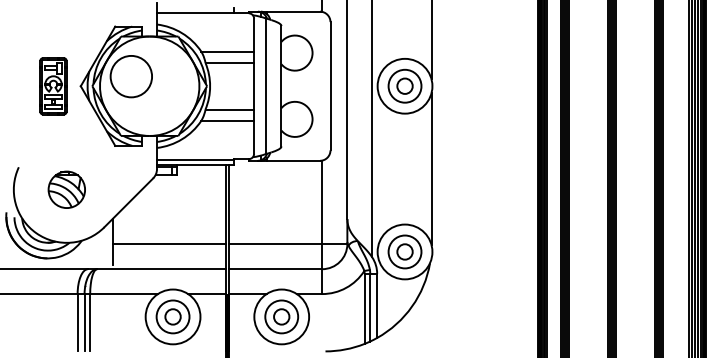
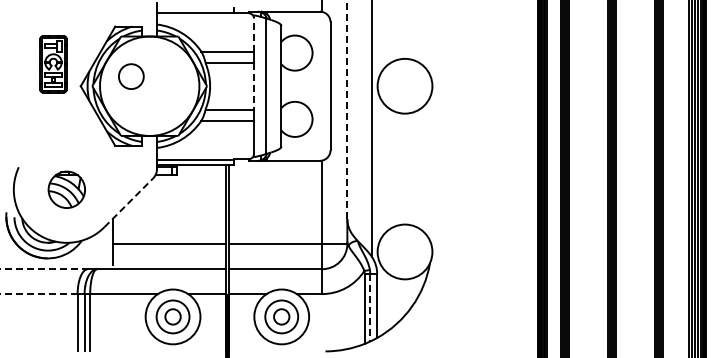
line: solid -> dashed (254, 34)
line: present -> none (431, 40)
circle diameter: 41 px -> 25 px (130, 76)
part: present -> none (404, 85)
part position: (53, 86) -> (53, 64) (53, 64)
line: solid -> dashed (254, 86)
line: solid -> dashed (347, 109)
line: present -> none (431, 169)
line: solid -> dashed (129, 202)
part: present -> none (404, 251)
line: solid -> dashed (44, 269)
line: solid -> dashed (38, 294)
line: solid -> dashed (370, 307)
